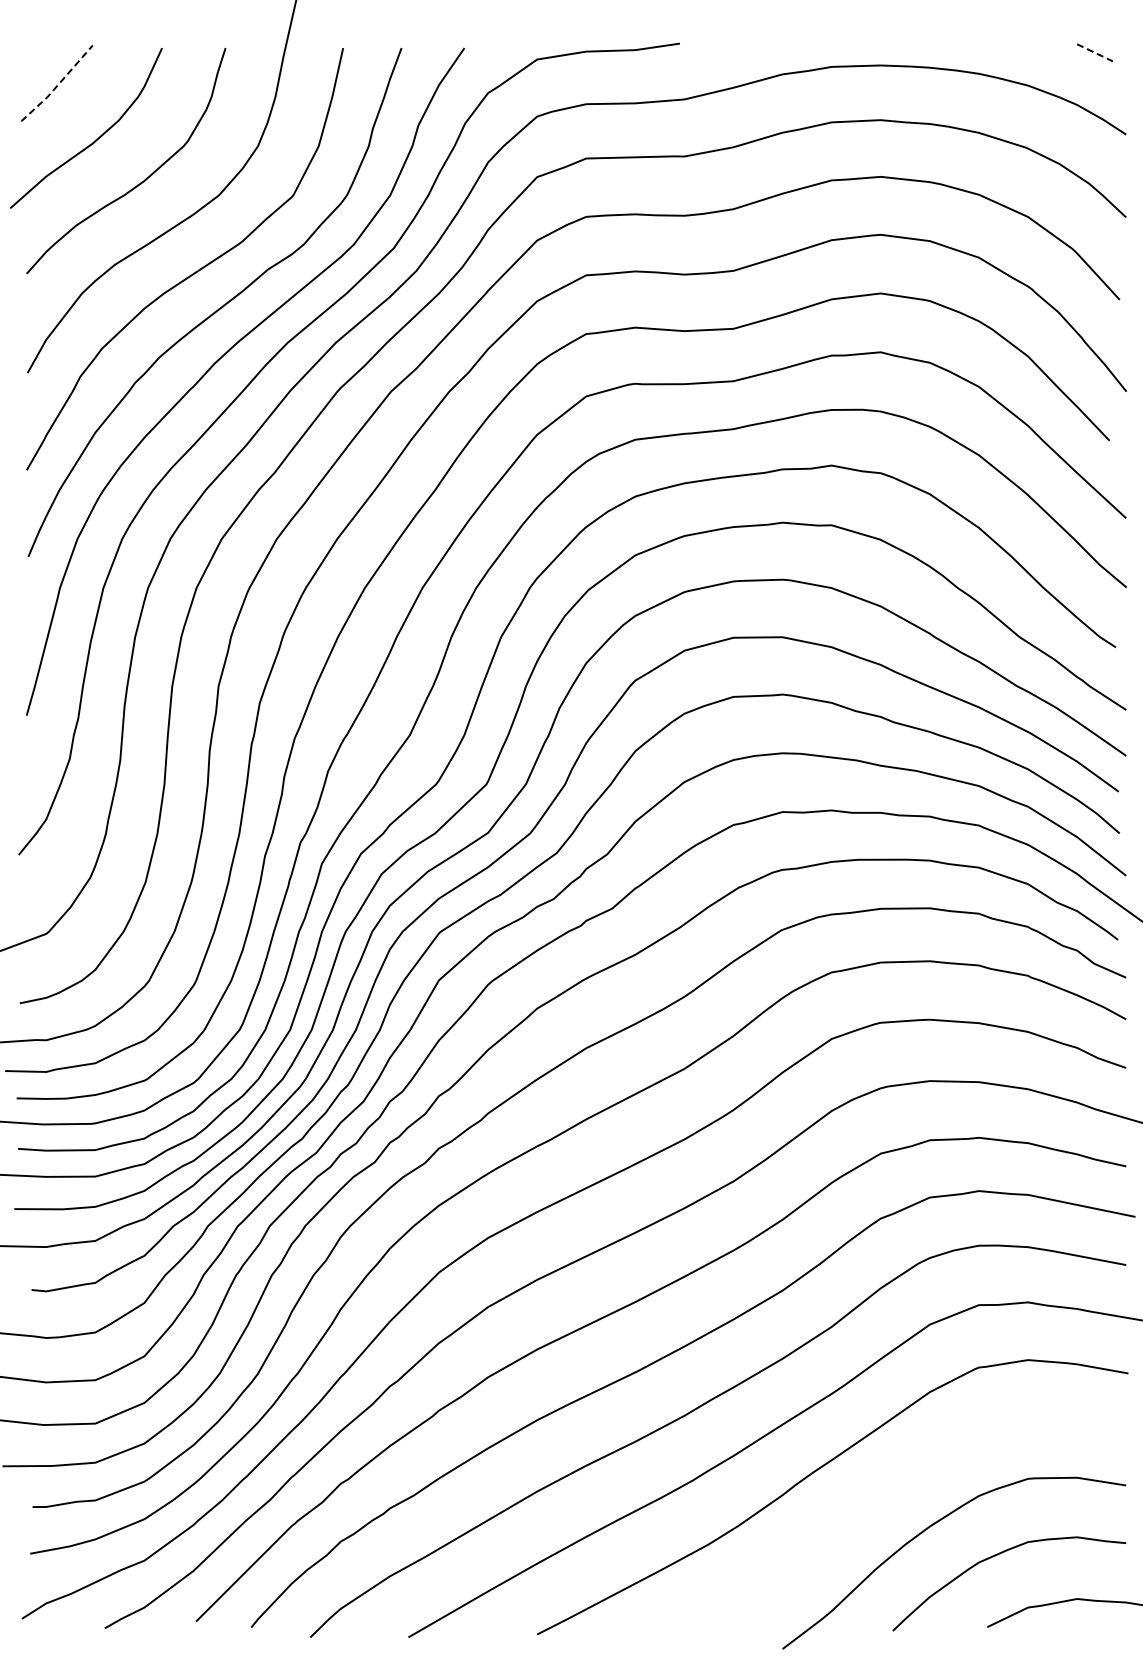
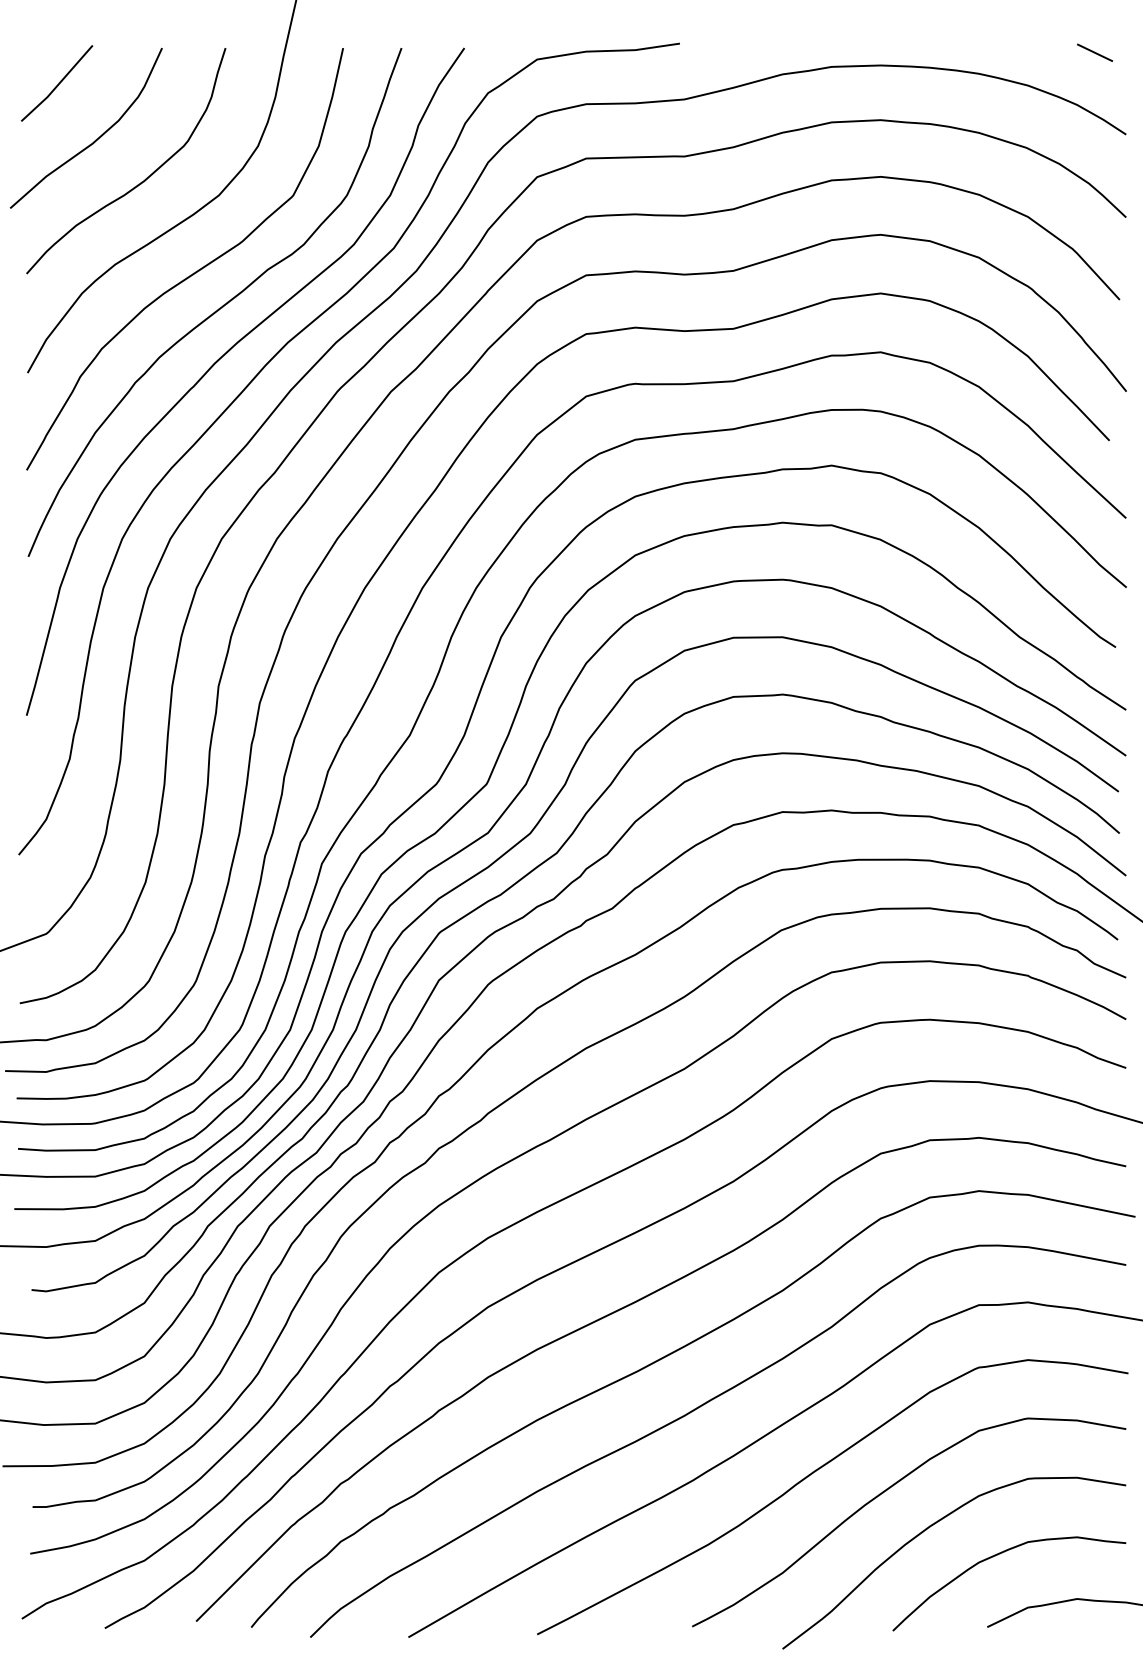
line: dashed -> solid (1095, 52)
line: dashed -> solid (57, 85)
curve: none -> present (886, 1491)
